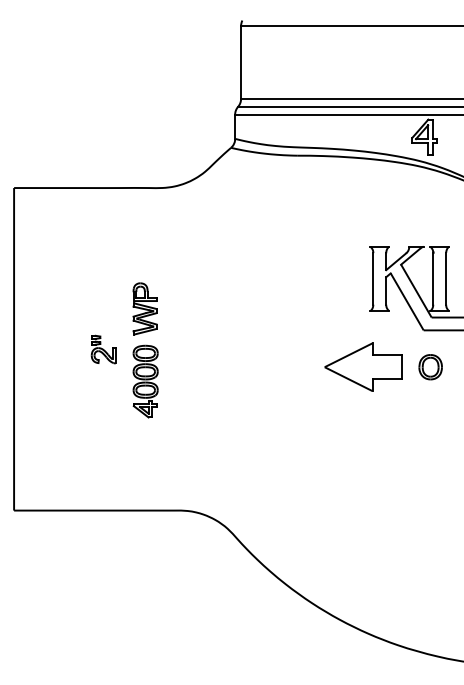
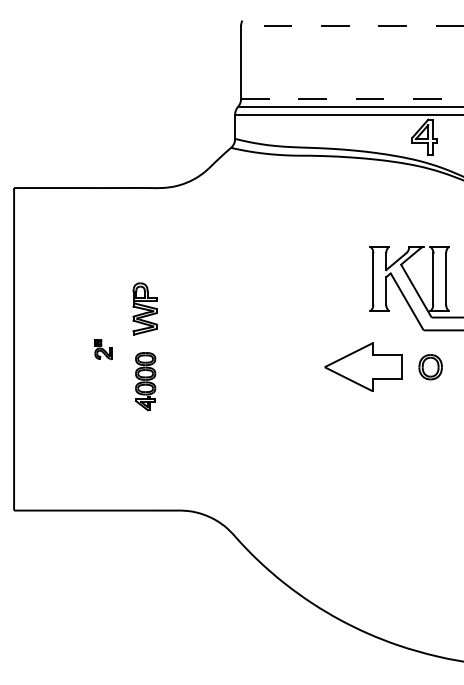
line: solid -> dashed (351, 26)
line: solid -> dashed (352, 98)
part size: 27x31 px -> 19x22 px (103, 349)
part size: 27x75 px -> 22x60 px (145, 381)
